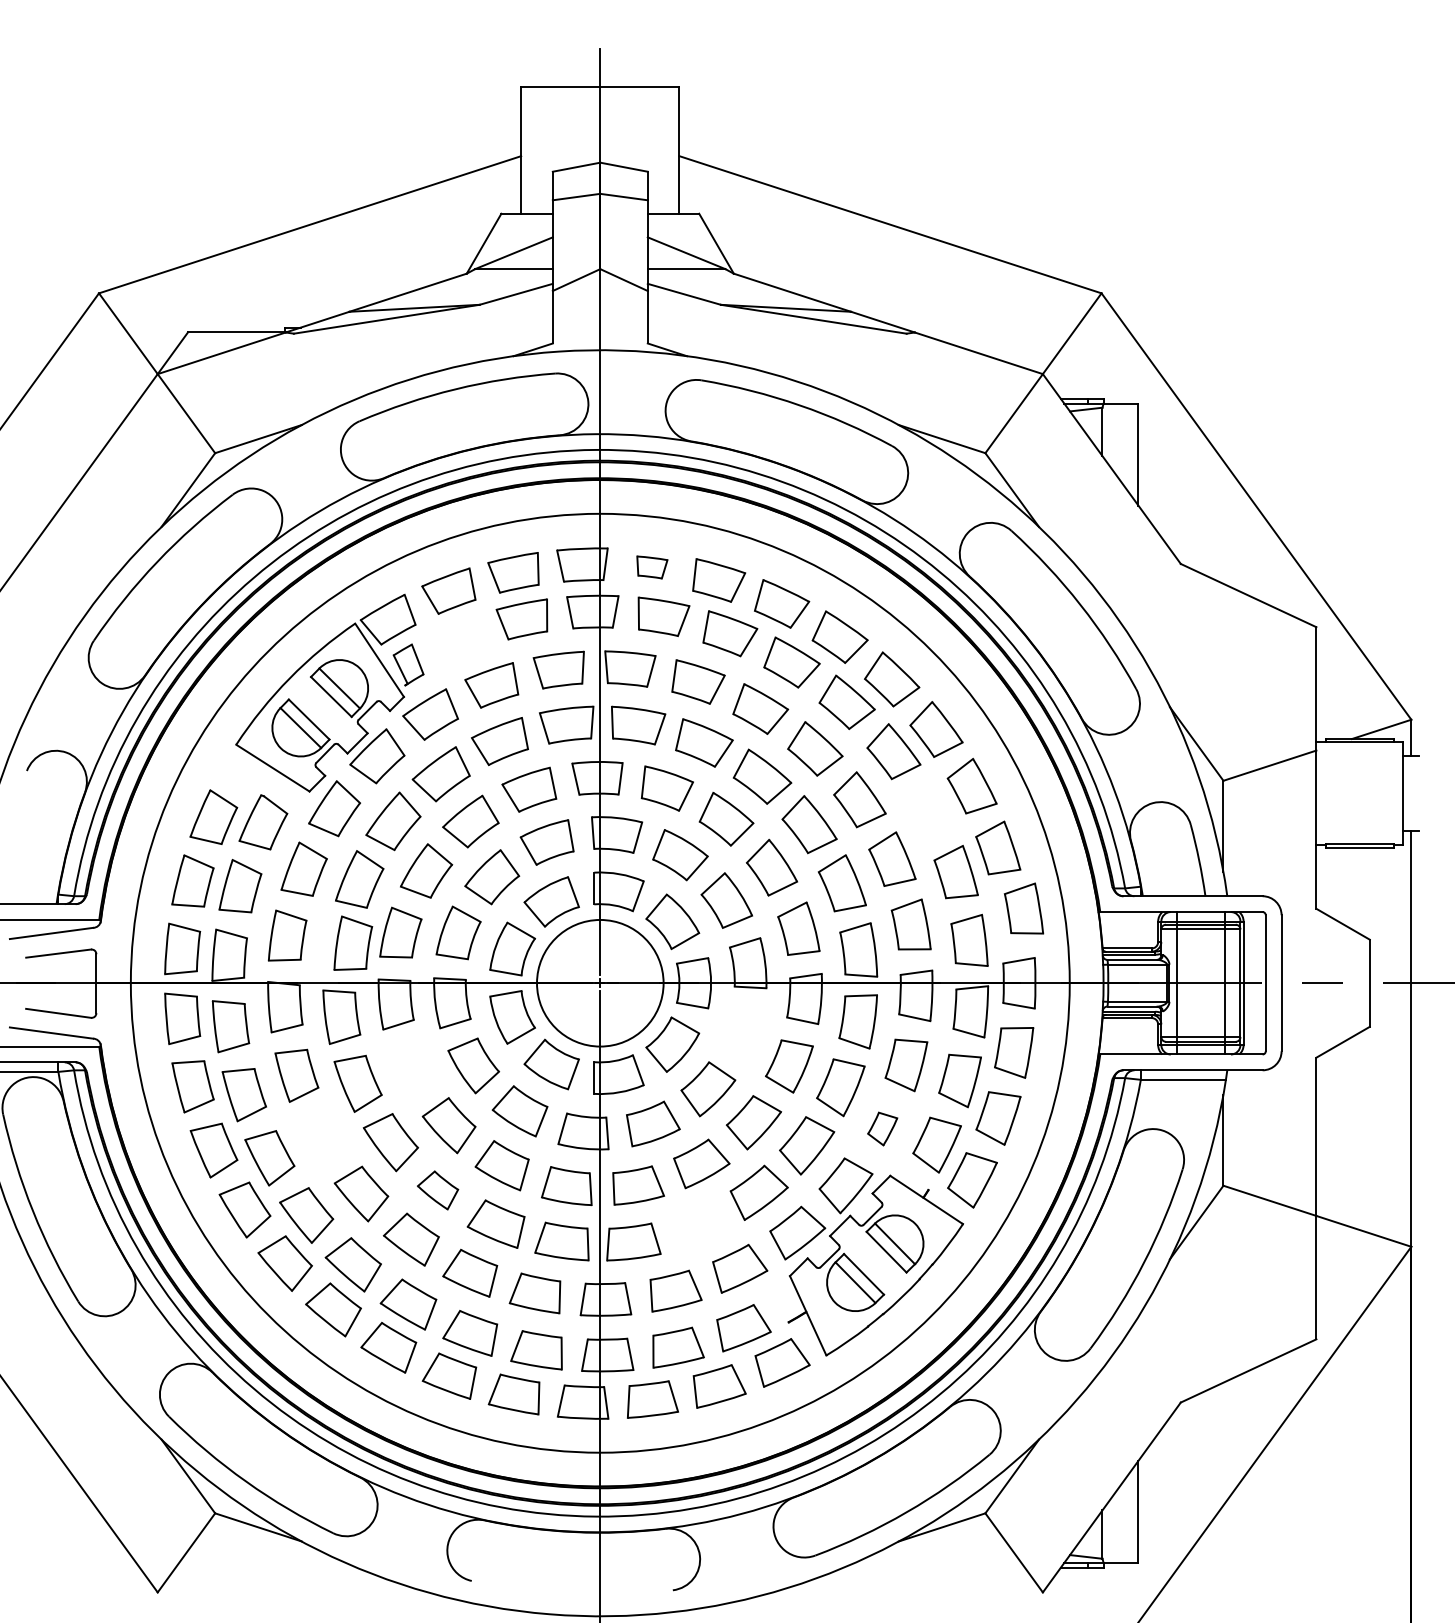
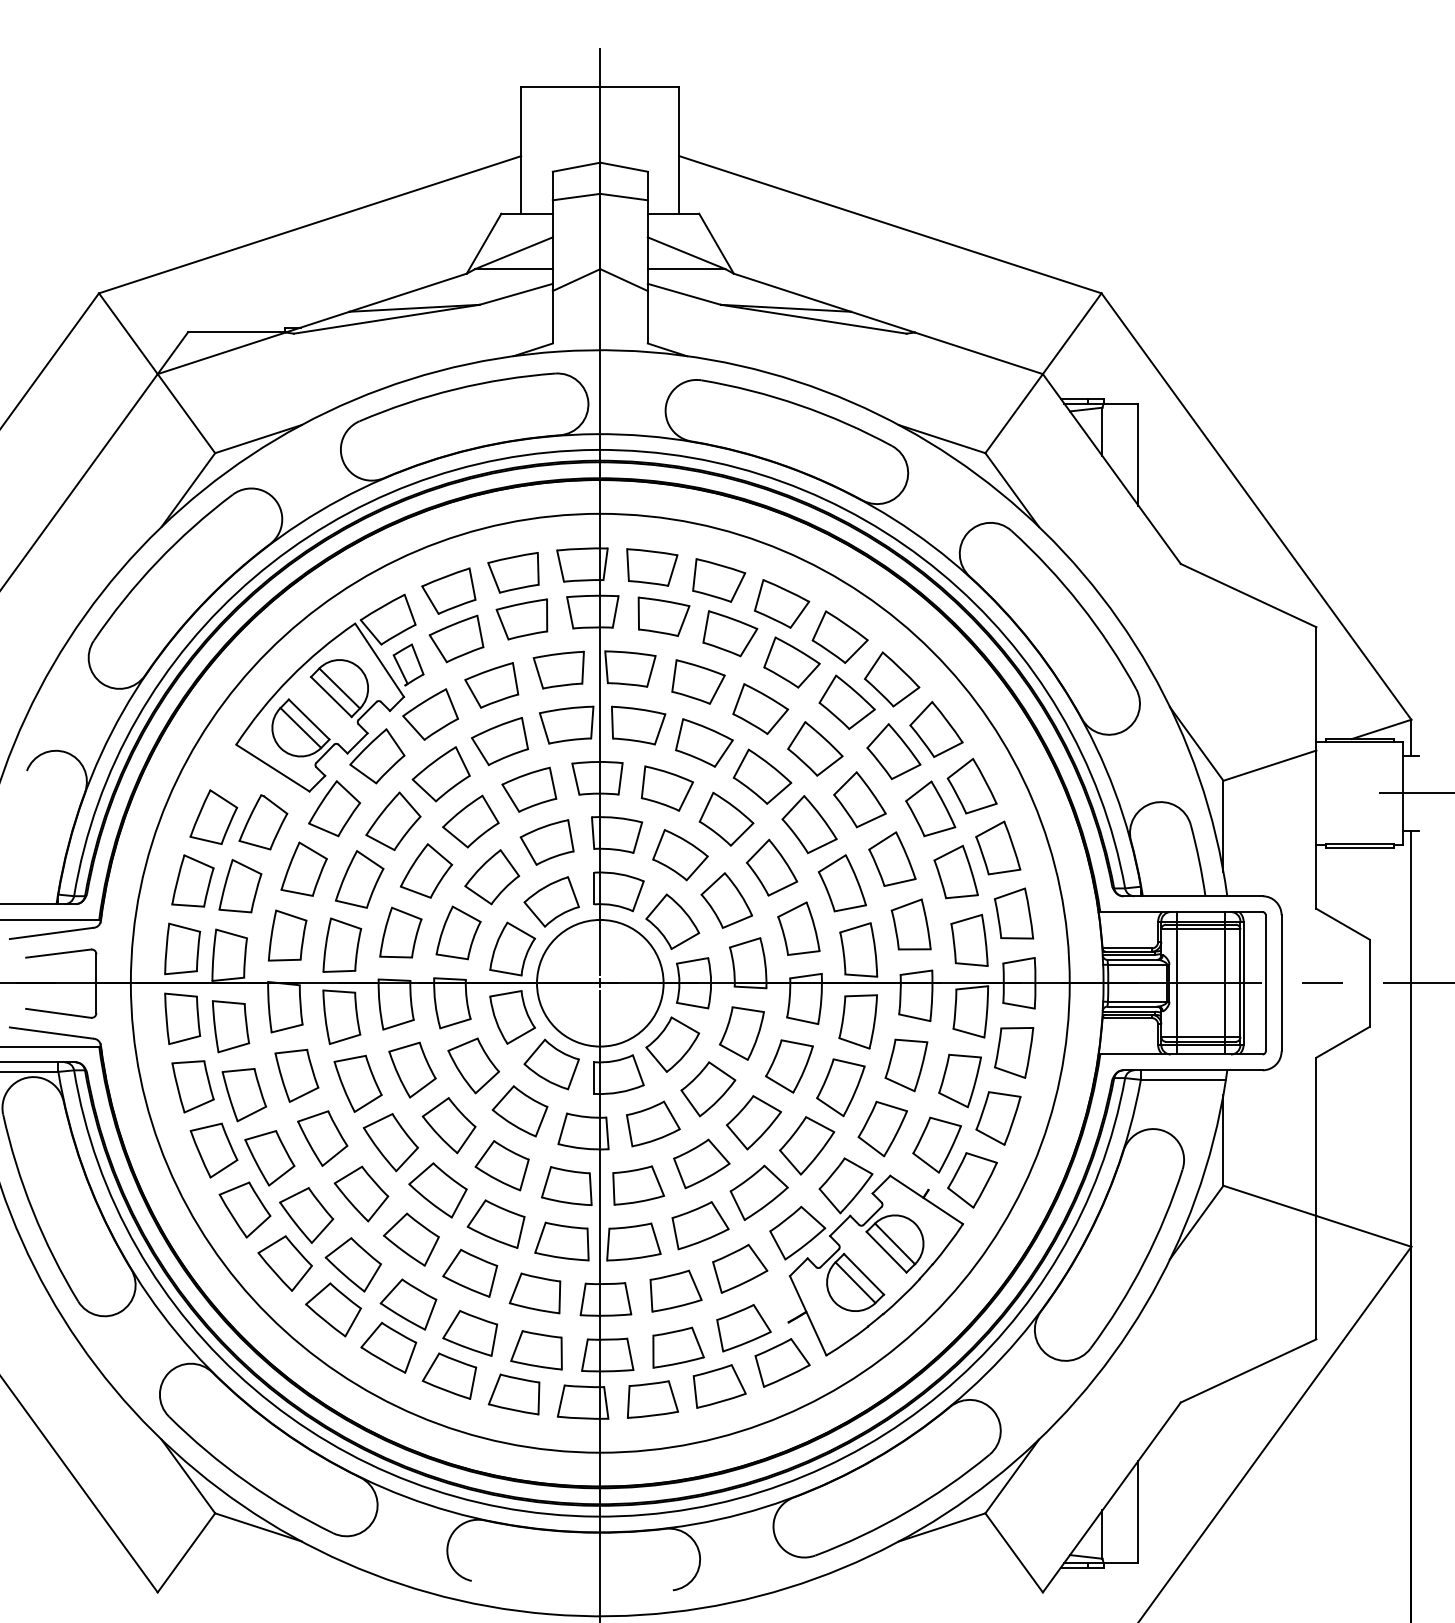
part size: 33x25 px -> 53x39 px (652, 567)
part: none -> present (456, 638)
line: none -> present (1414, 793)
part: none -> present (930, 808)
part position: (1023, 908) -> (1013, 913) (1013, 913)
part position: (353, 942) -> (342, 944) (342, 944)
part: none -> present (741, 1033)
part: none -> present (412, 1069)
part size: 32x36 px -> 51x58 px (882, 1128)
part: none -> present (322, 1138)
part size: 43x41 px -> 60x57 px (437, 1190)
part: none -> present (700, 1225)
